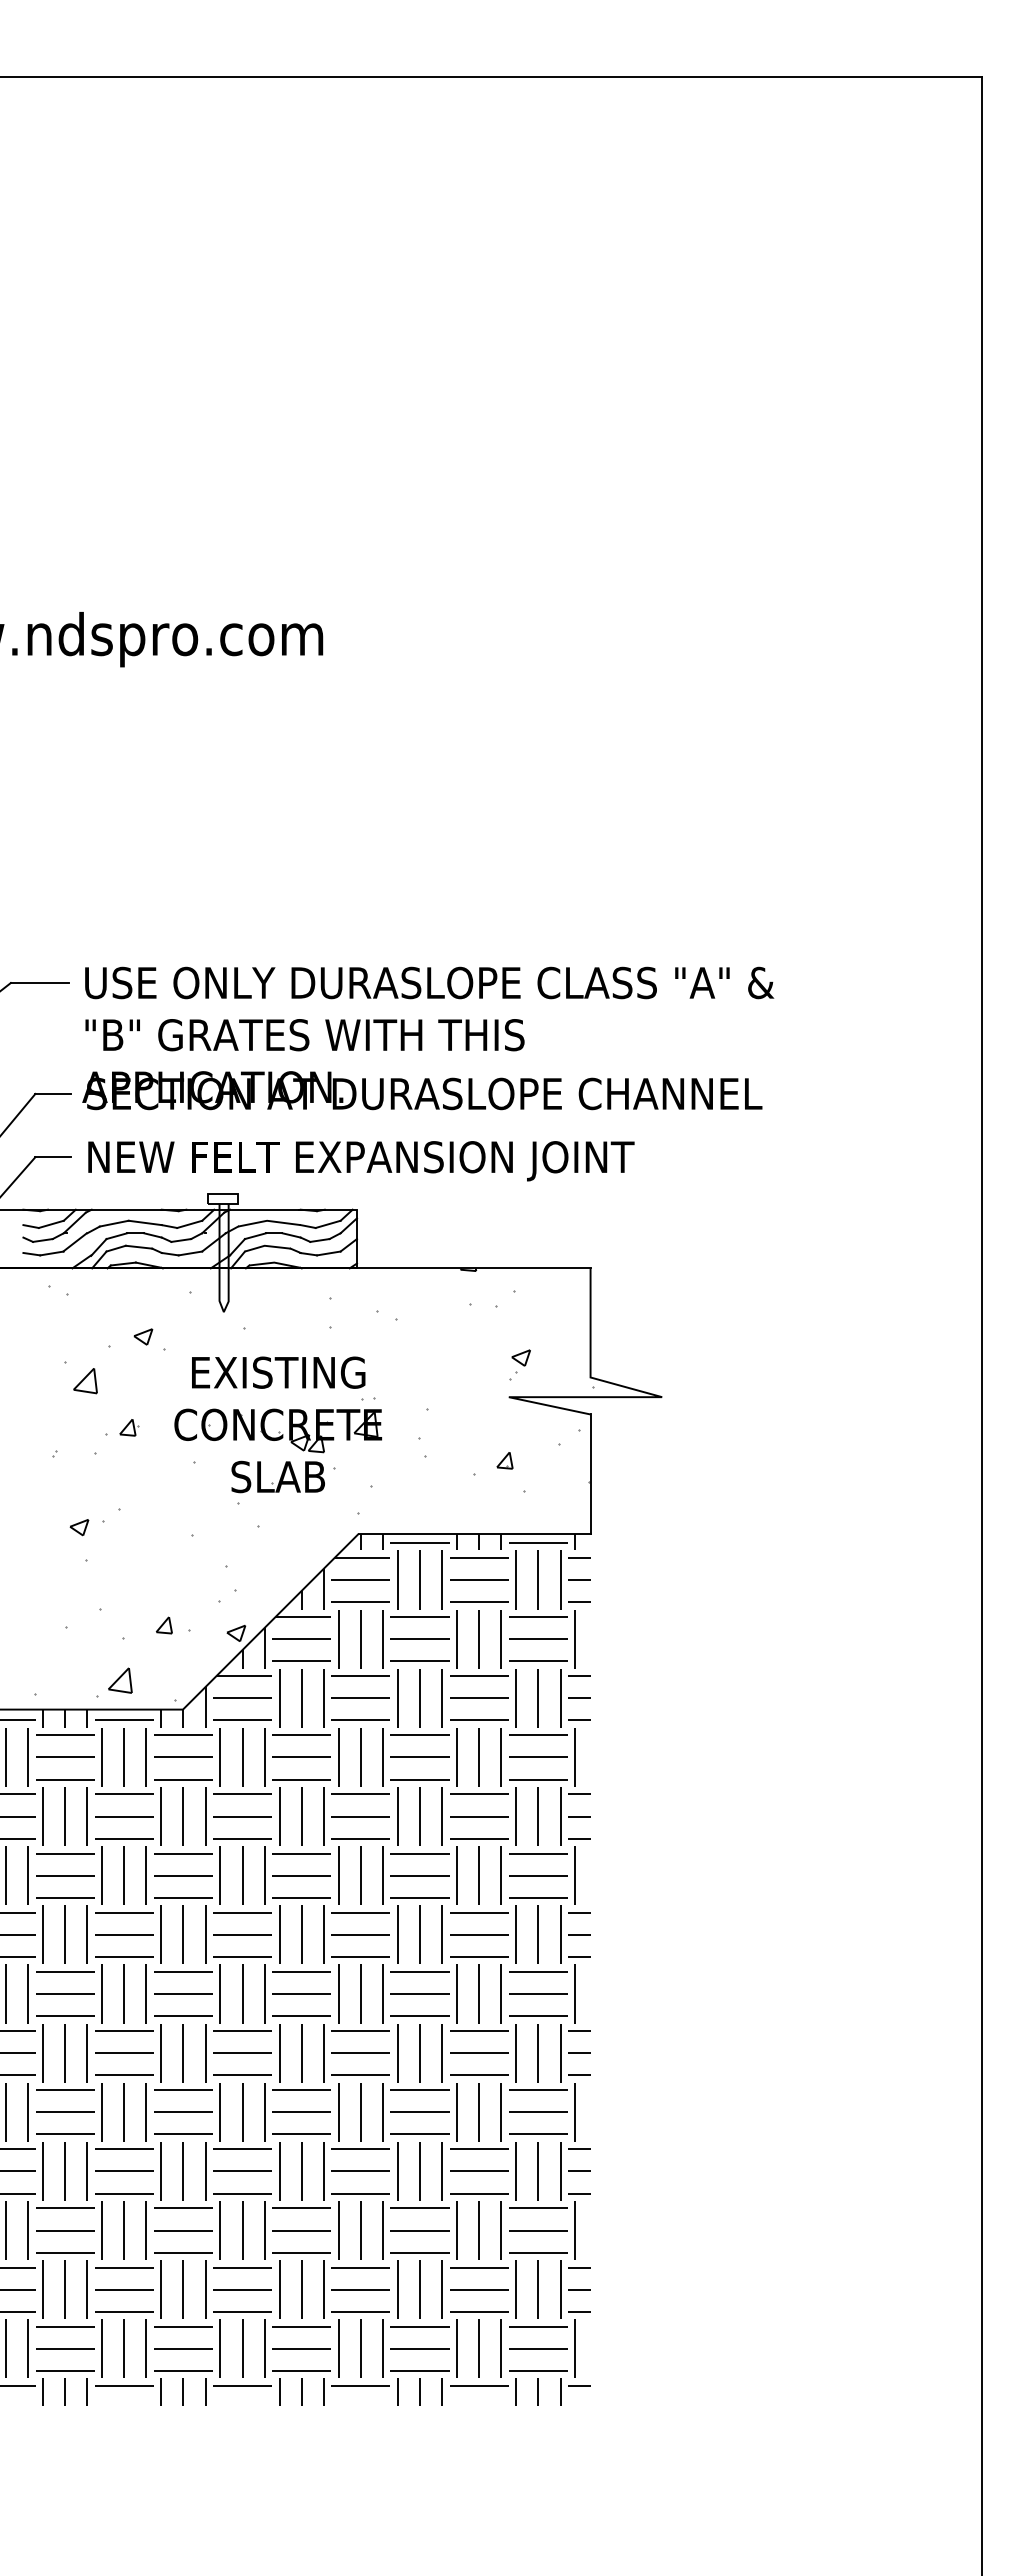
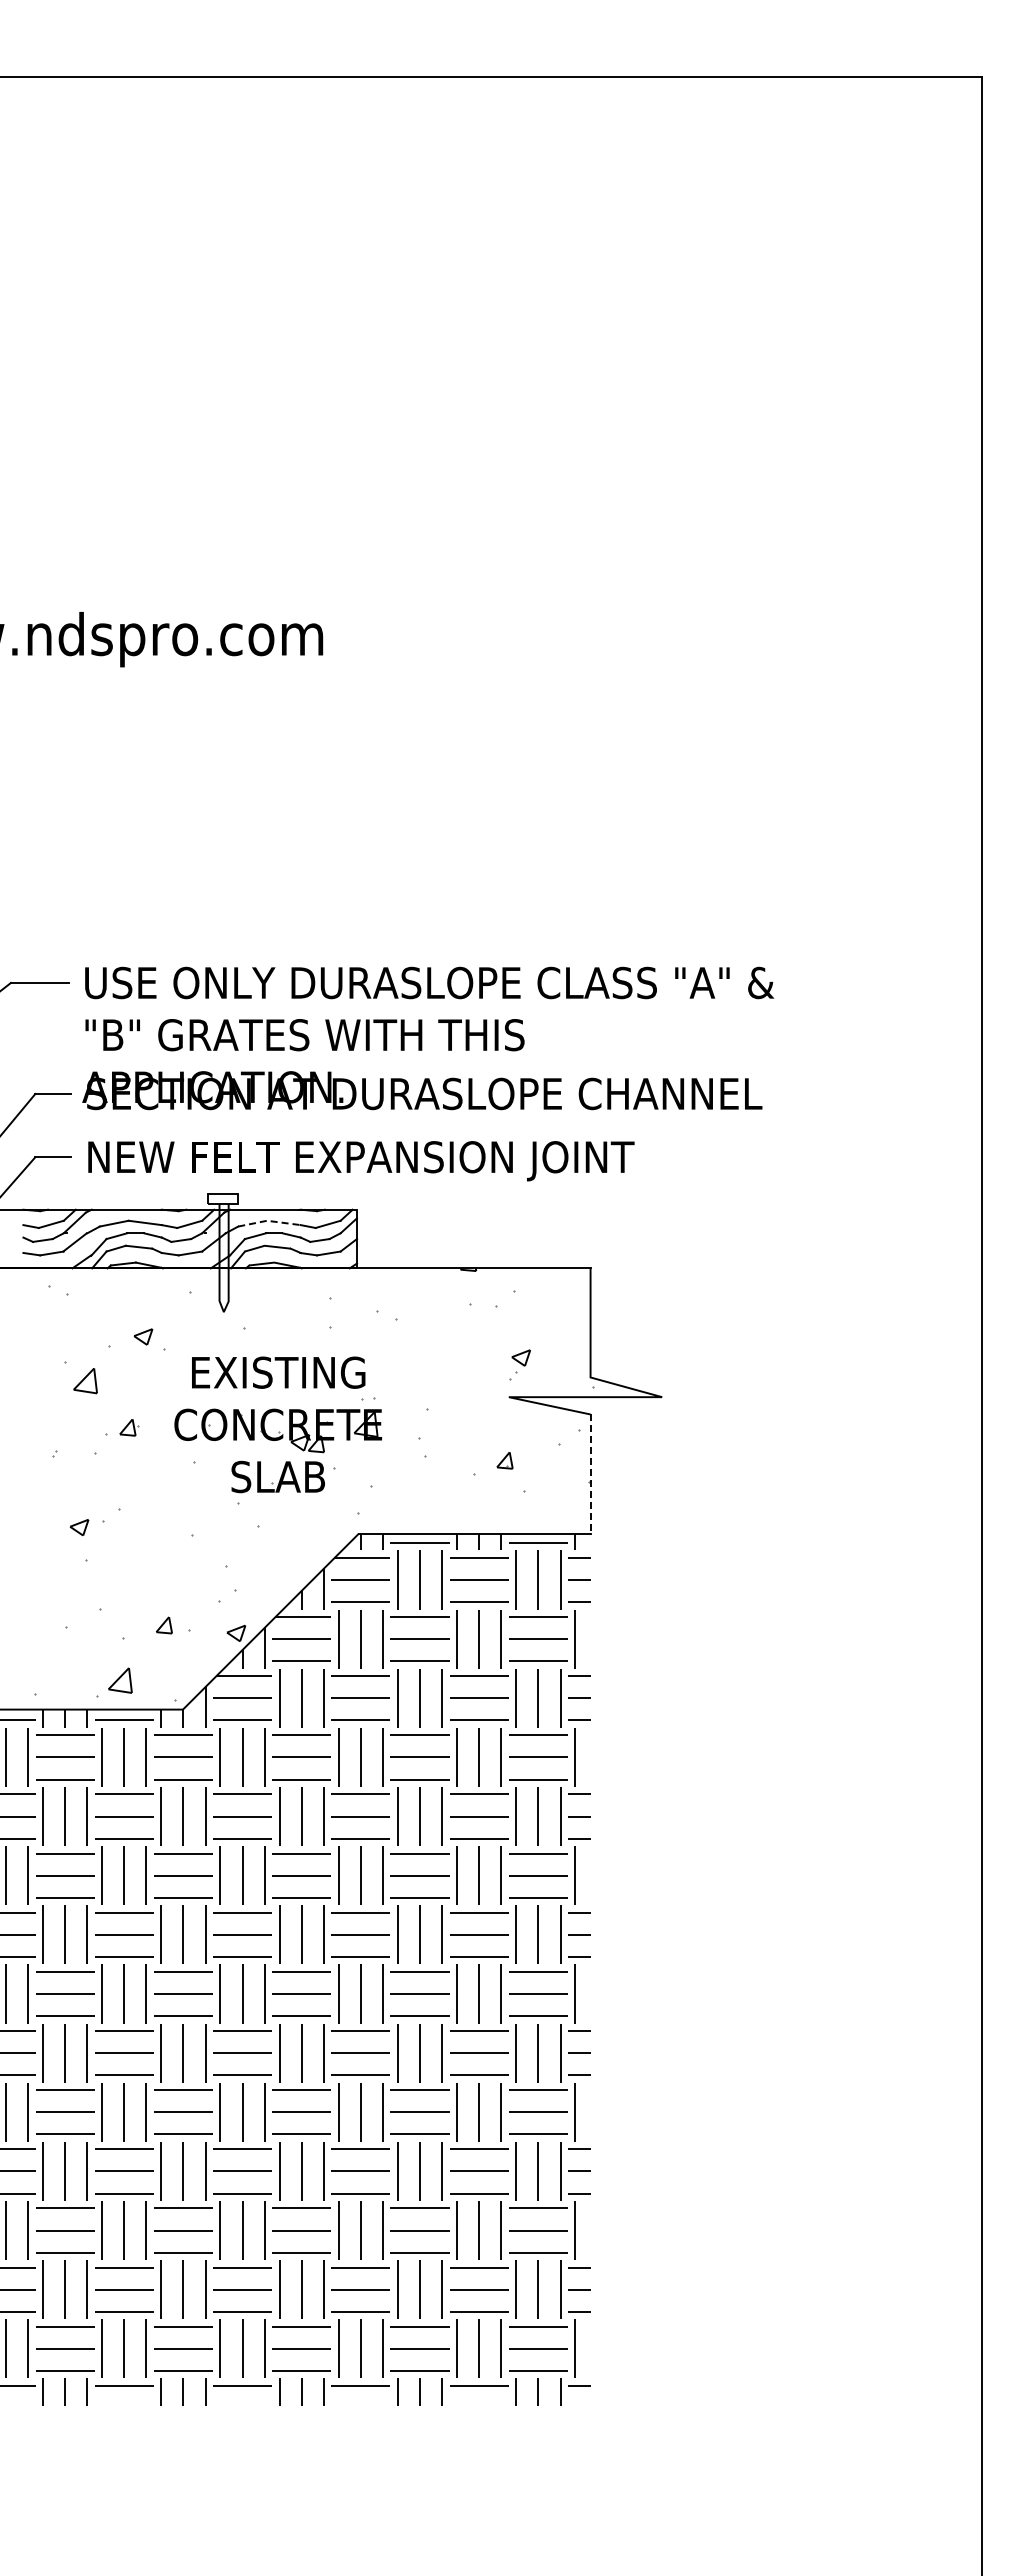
line: solid -> dashed (269, 1221)
line: solid -> dashed (590, 1474)
